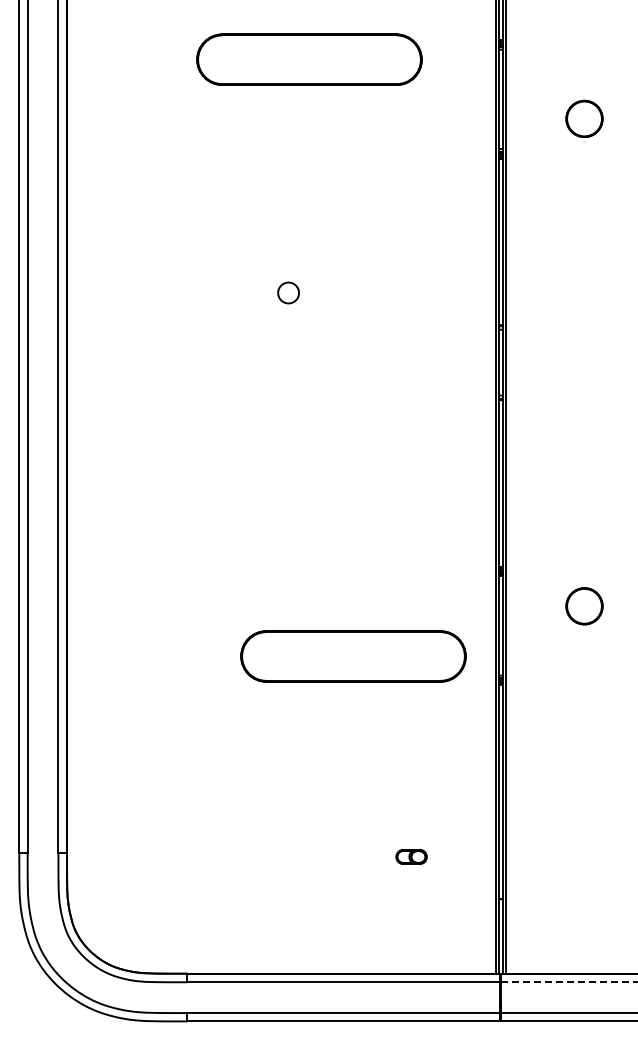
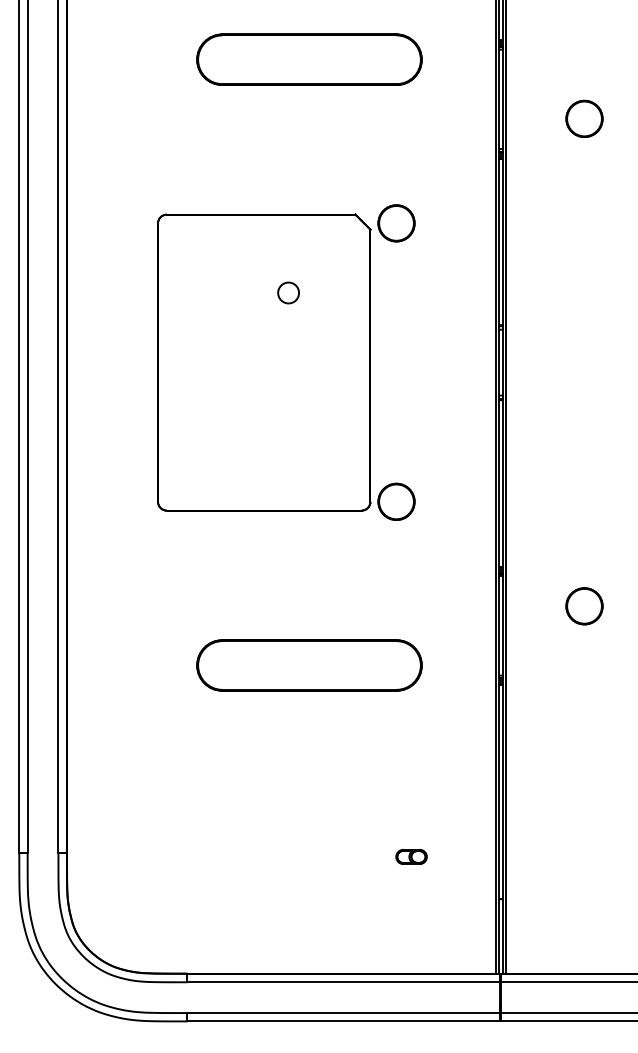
part: none -> present (286, 362)
part position: (353, 656) -> (309, 665) (309, 665)
line: dashed -> solid (569, 982)
